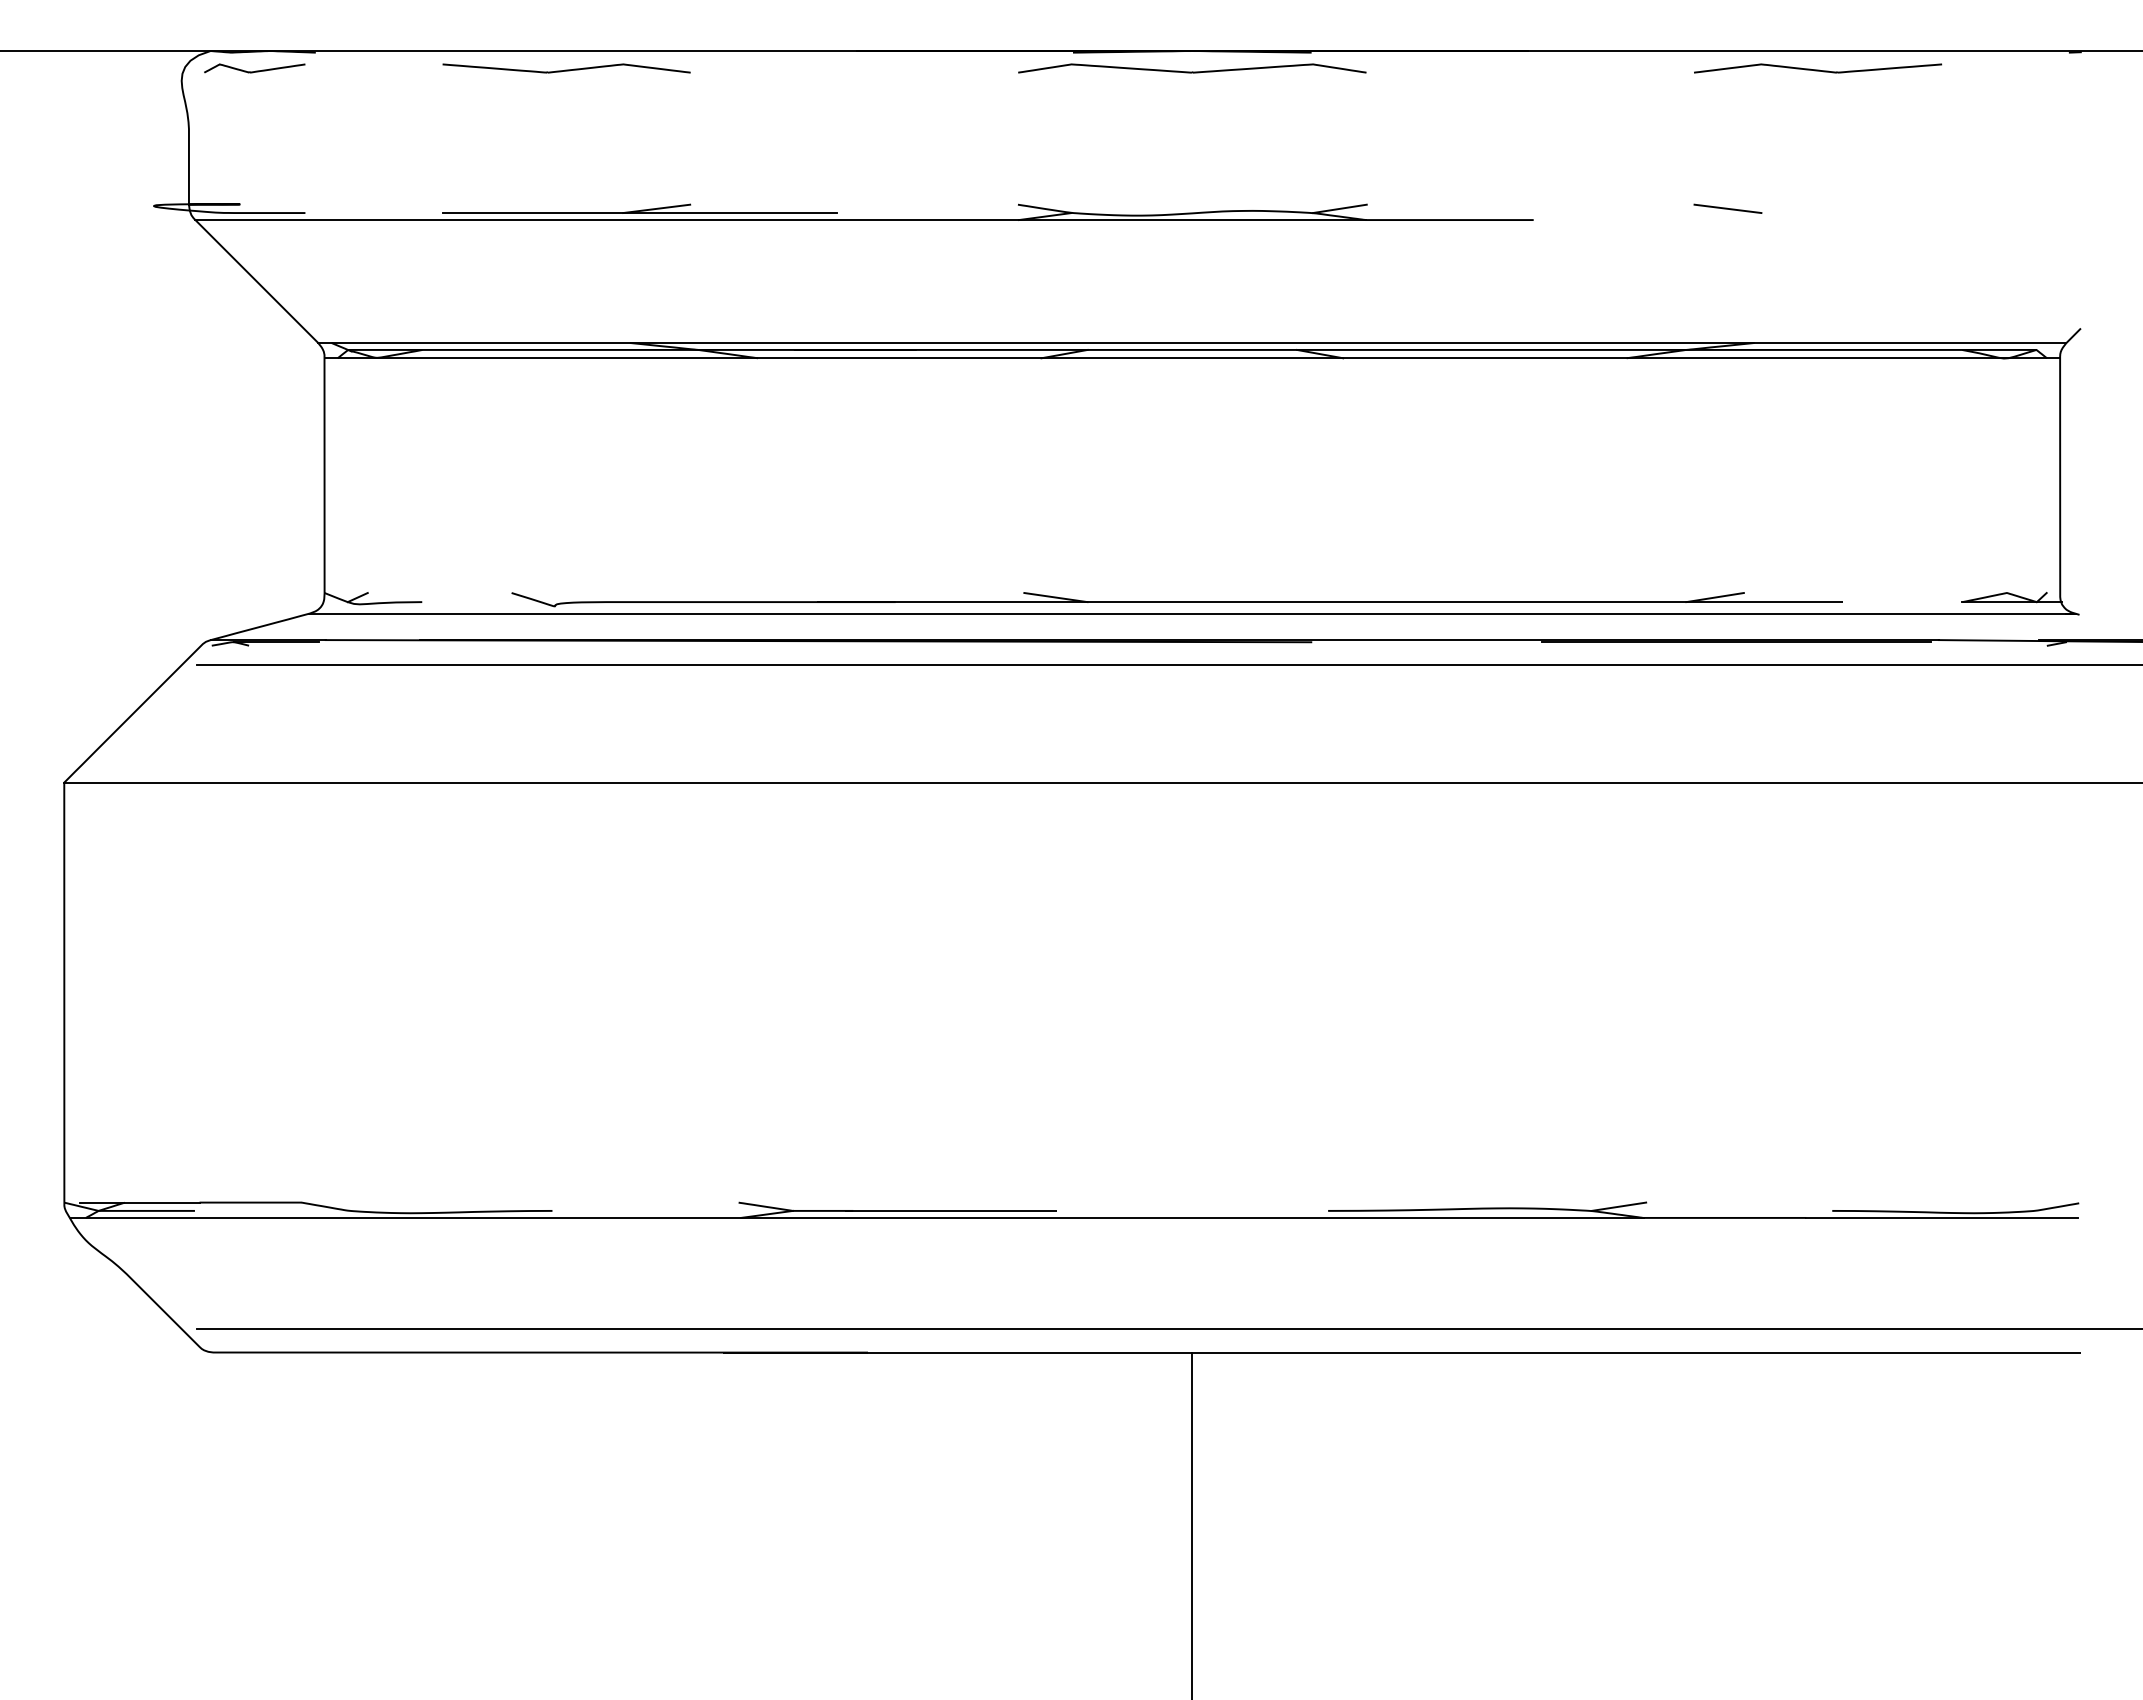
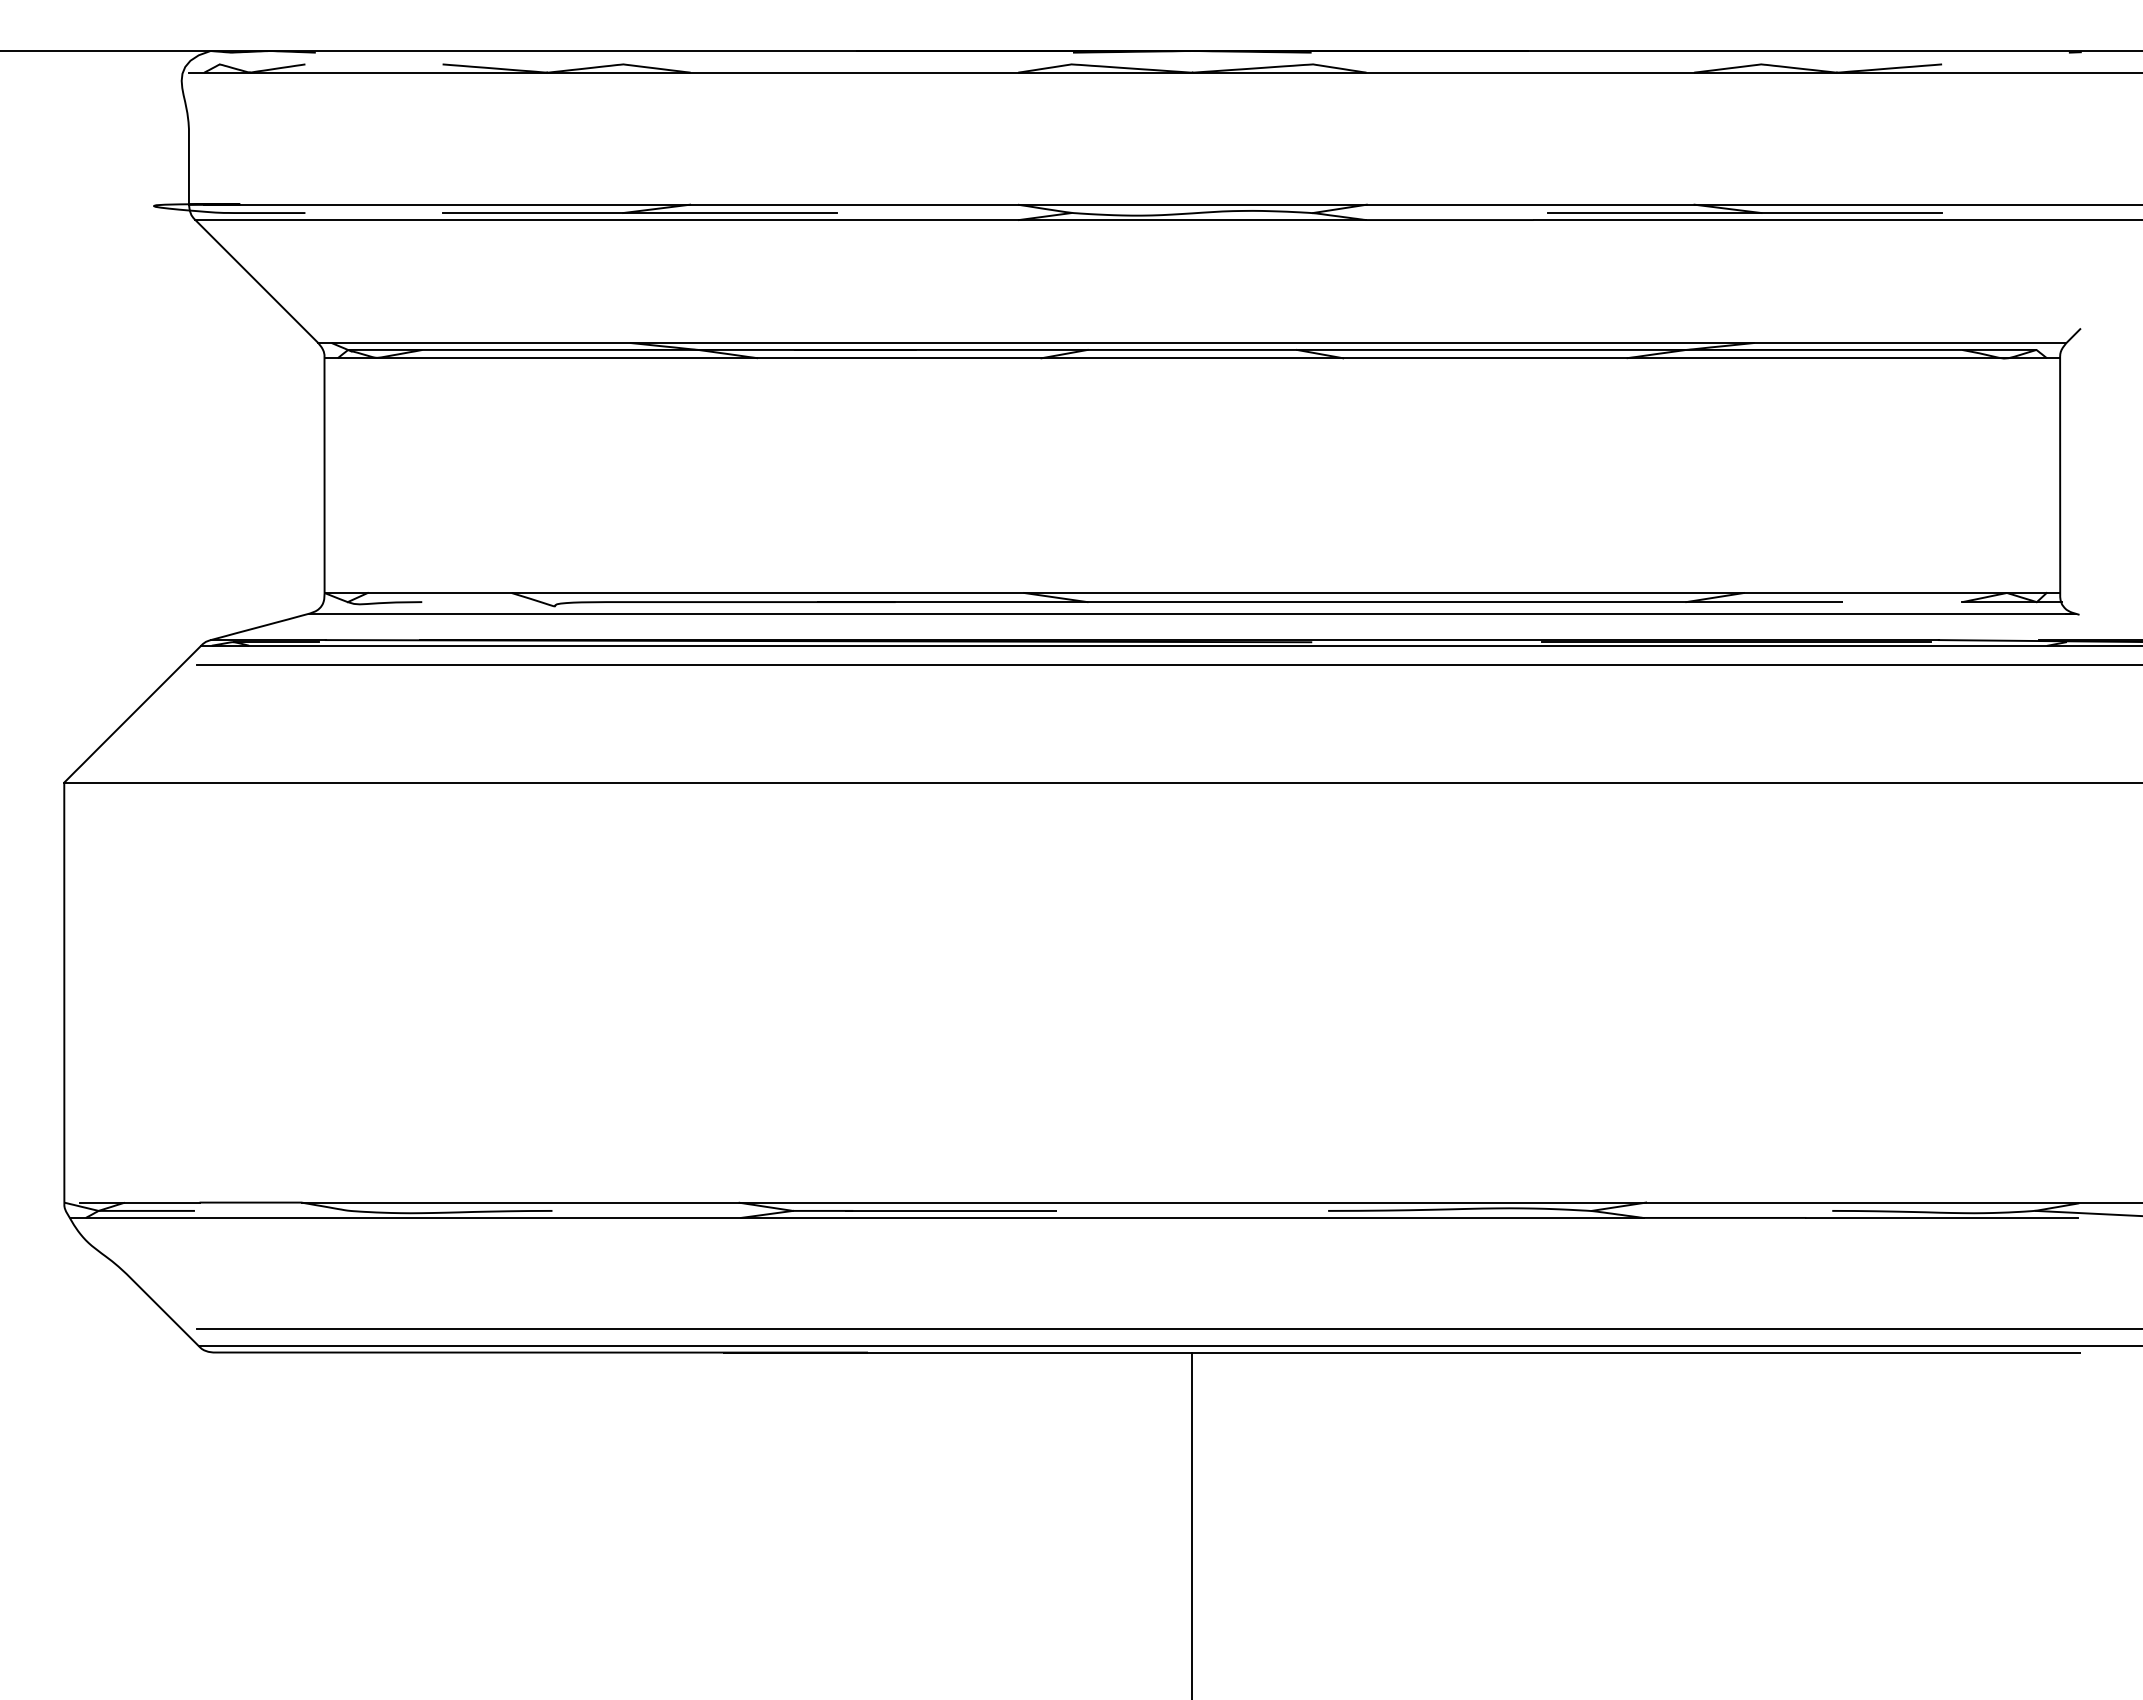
line: none -> present (1163, 72)
line: none -> present (1171, 204)
line: none -> present (1744, 213)
line: none -> present (1836, 220)
line: none -> present (1192, 593)
line: none -> present (1170, 645)
line: none -> present (1220, 1202)
line: none -> present (2087, 1212)
line: none -> present (1168, 1346)
